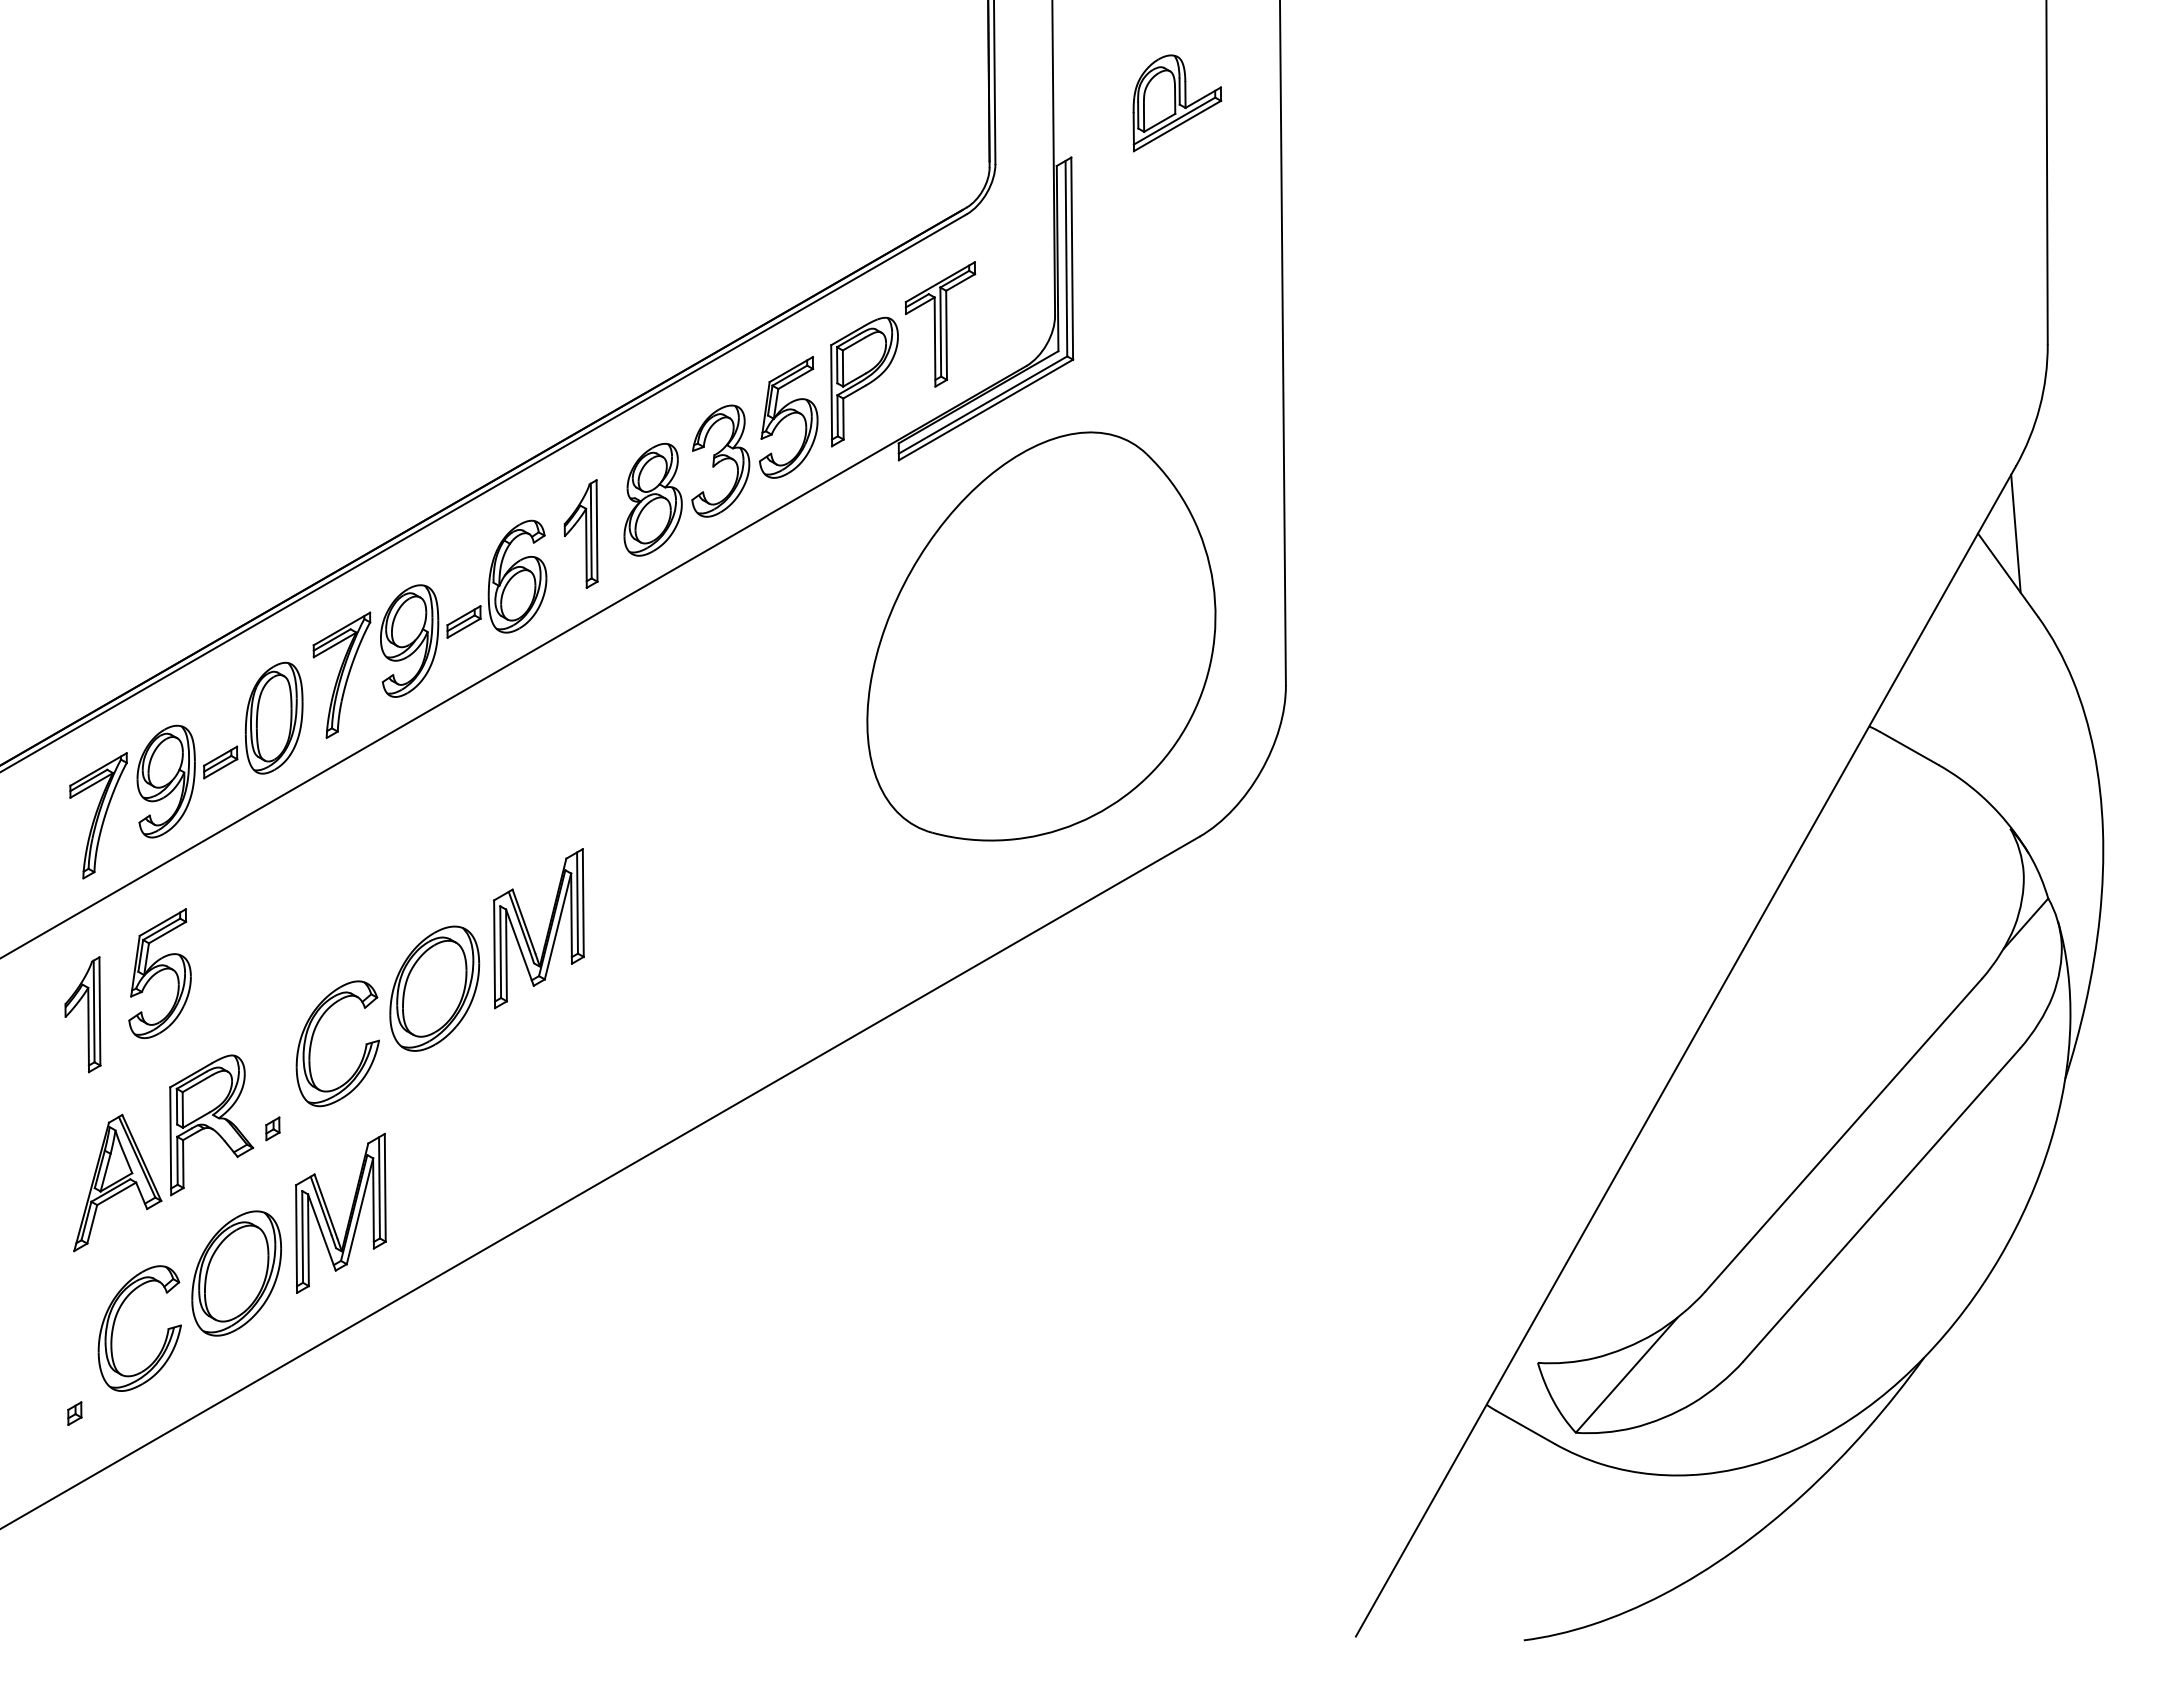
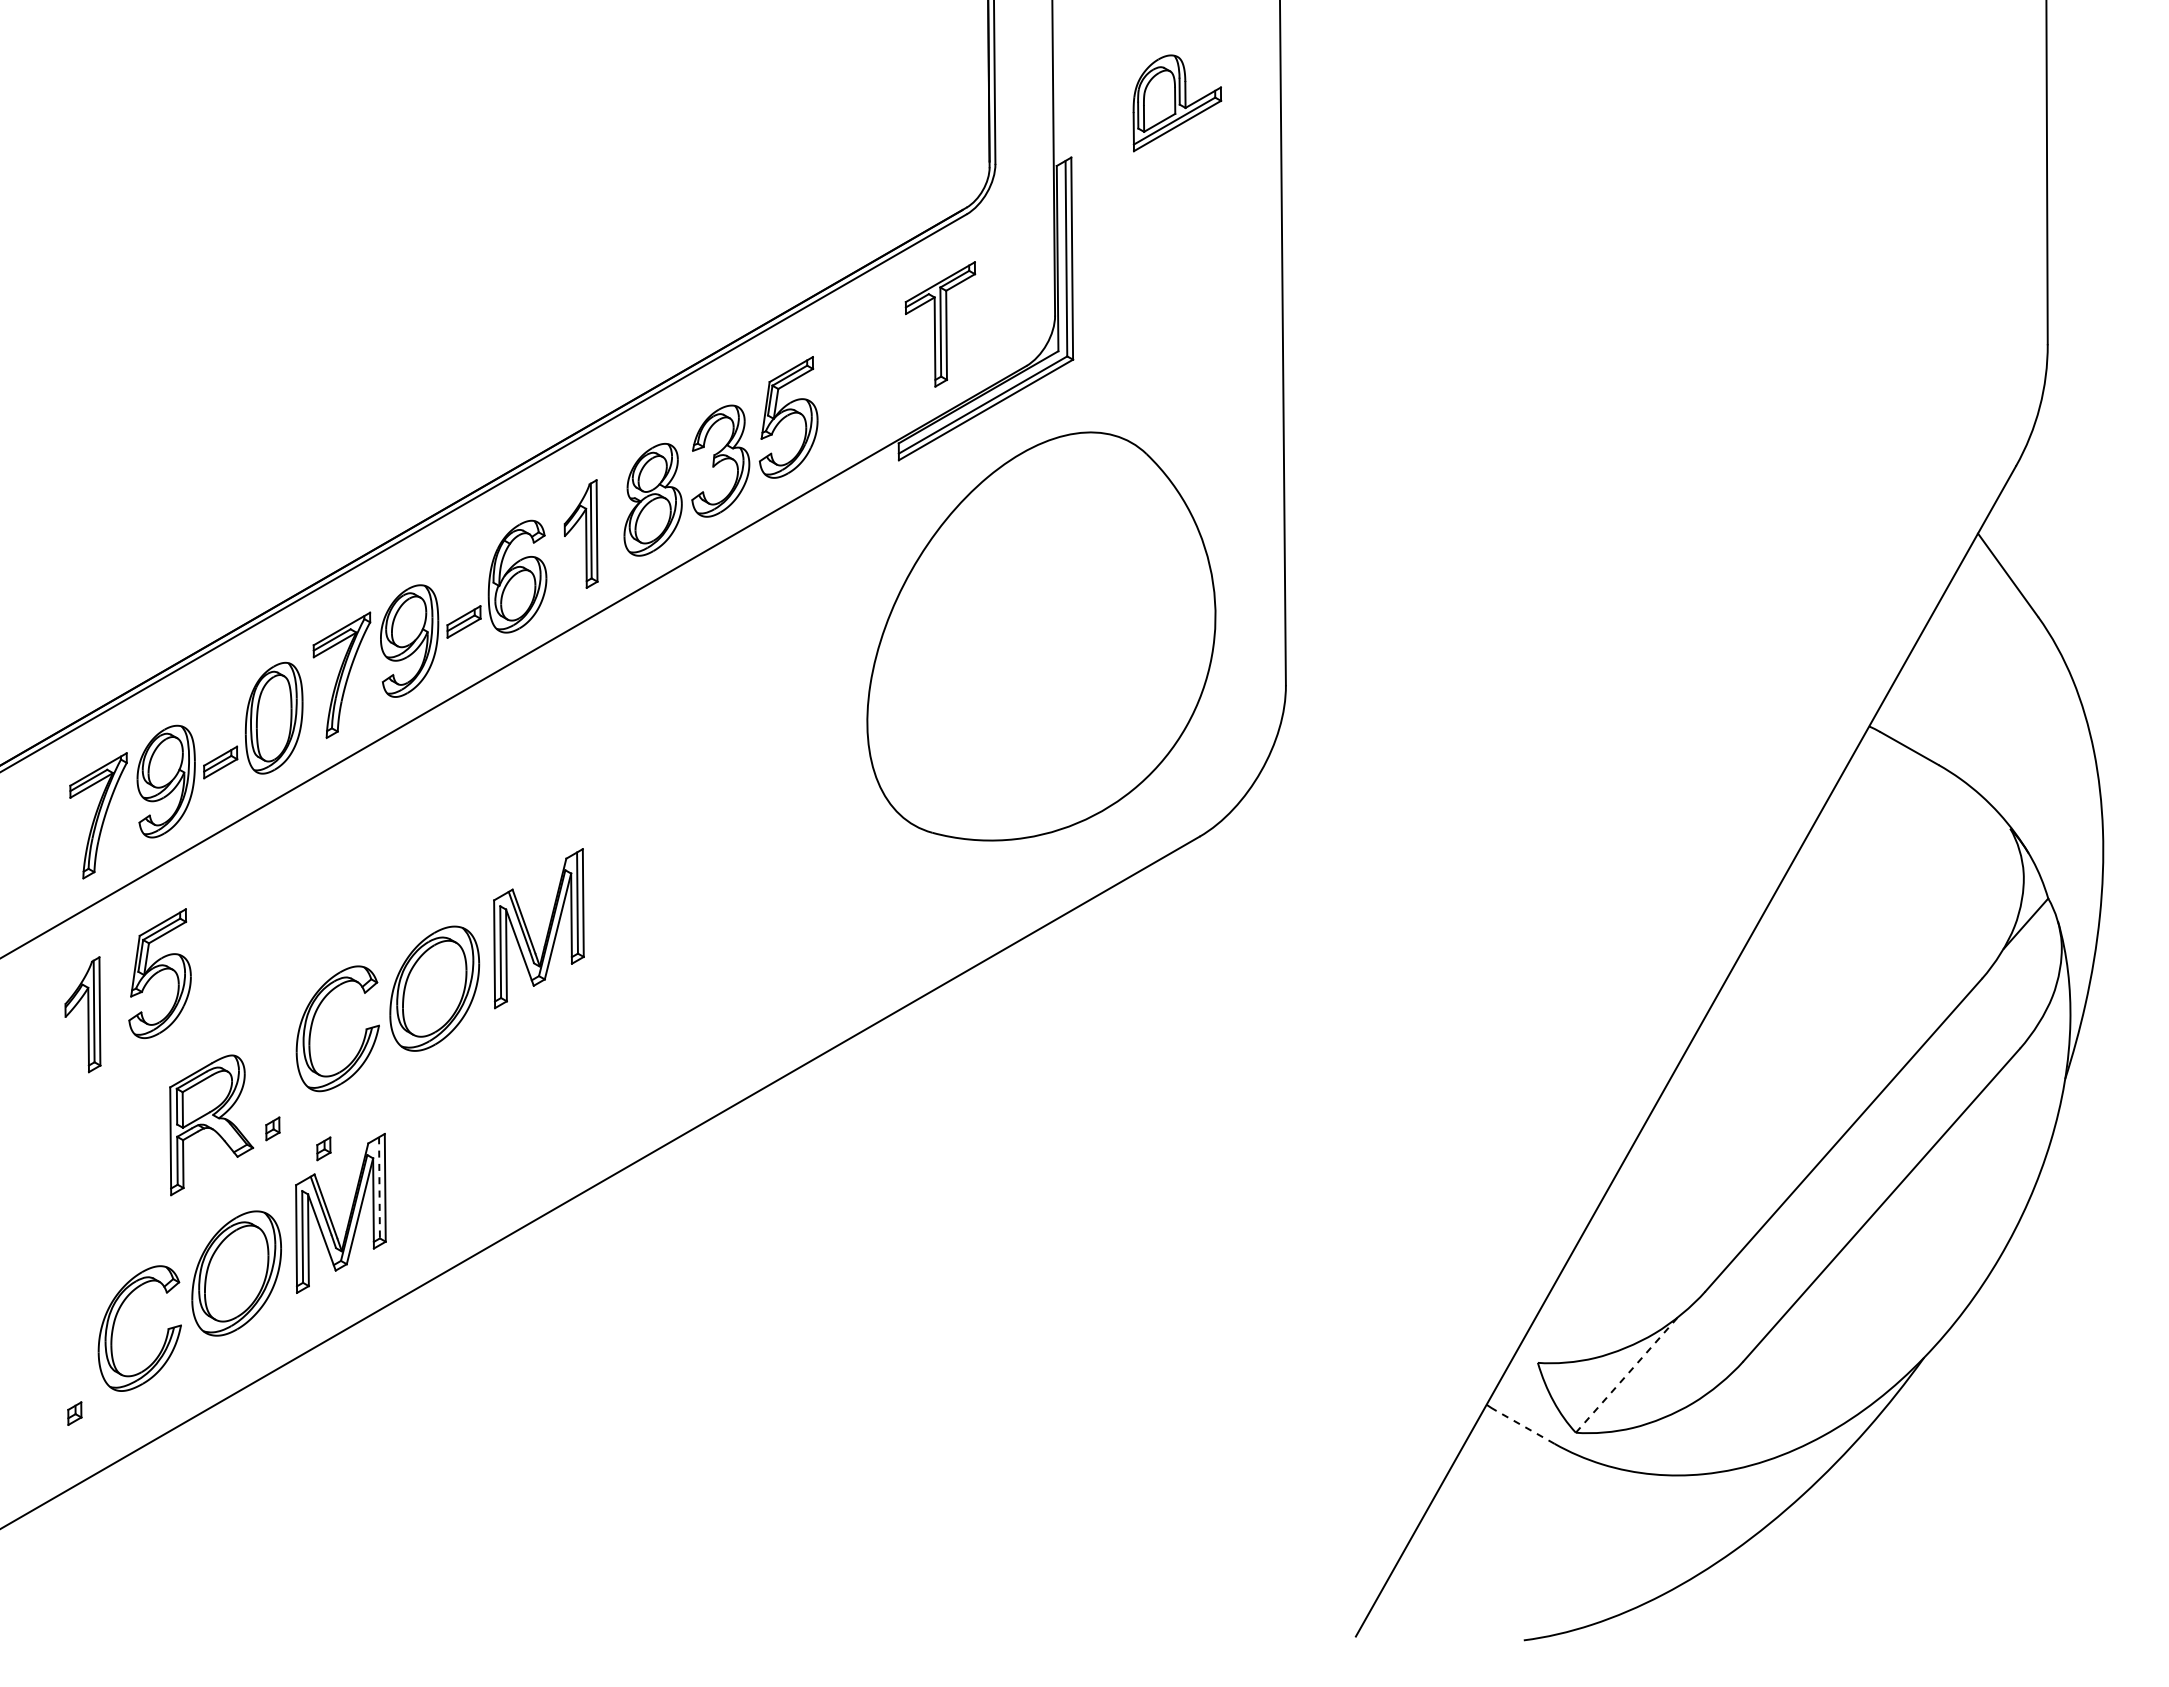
part: present -> none (864, 381)
line: present -> none (2015, 533)
part position: (313, 1037) -> (313, 1022) (313, 1022)
part: none -> present (323, 1148)
part: present -> none (117, 1182)
line: solid -> dashed (379, 1187)
line: solid -> dashed (1626, 1375)
line: solid -> dashed (1525, 1427)
